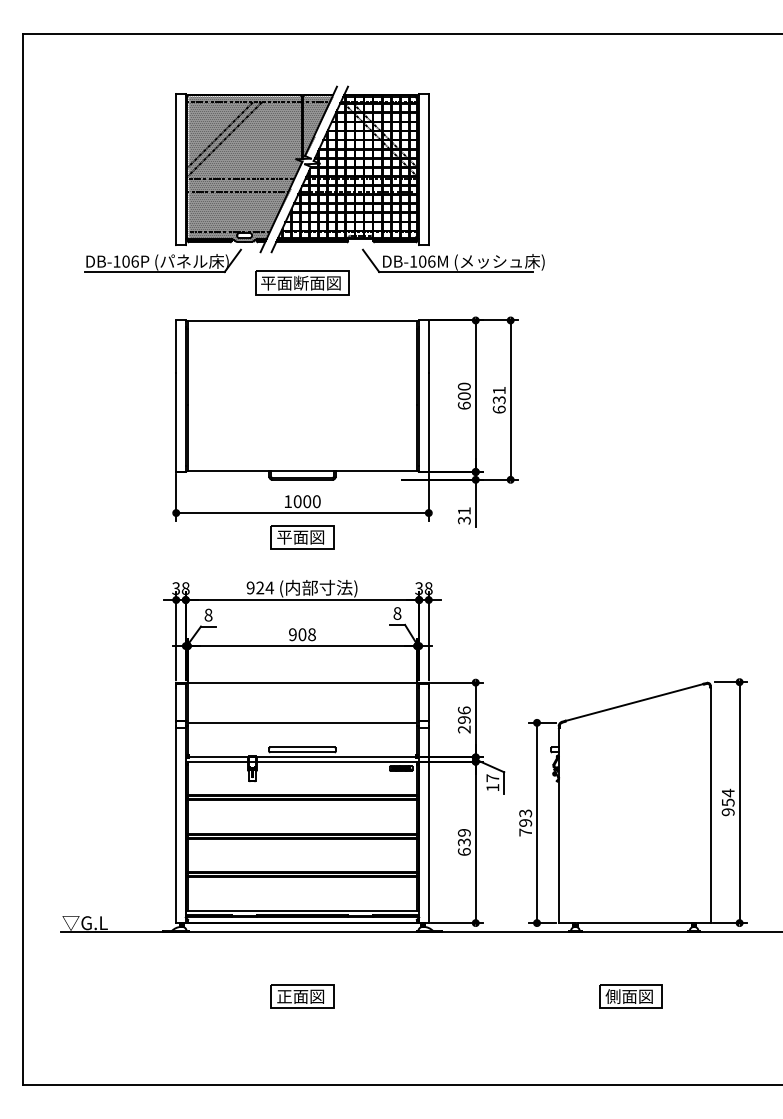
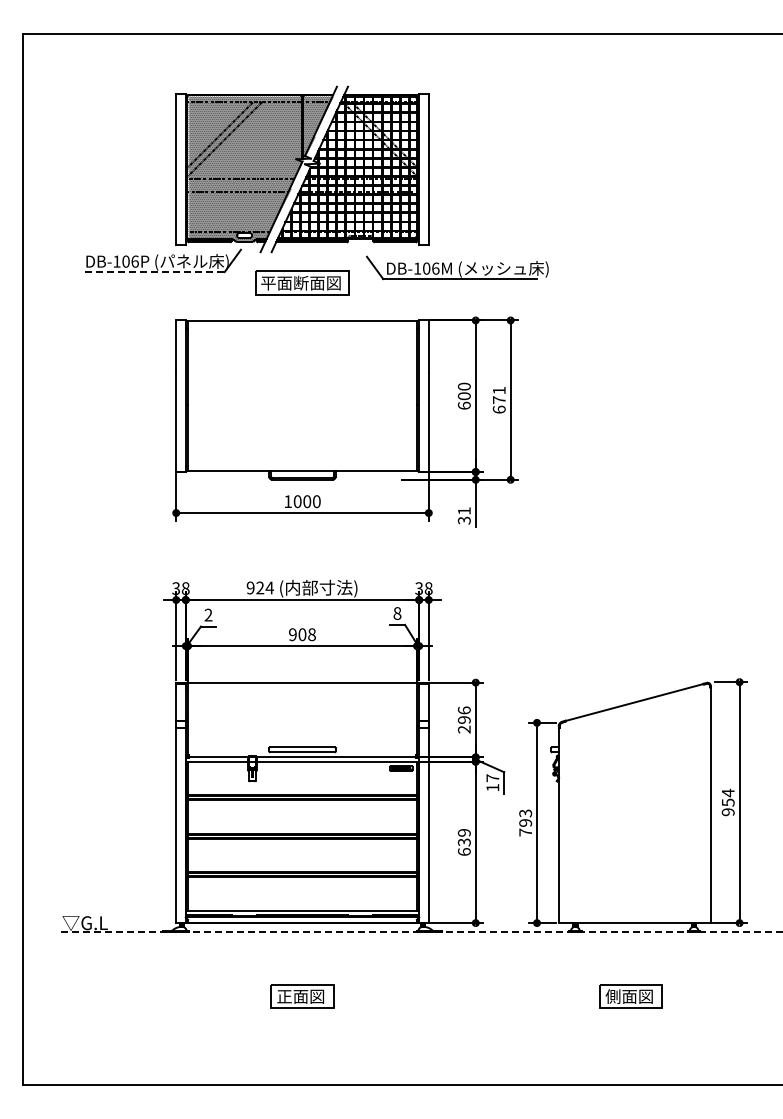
part position: (453, 260) -> (457, 267) (457, 267)
line: solid -> dashed (154, 272)
text: 631 -> 671 (498, 400)
part: present -> none (302, 537)
text: 8 -> 2 (208, 614)
line: present -> none (302, 722)
line: solid -> dashed (422, 931)
